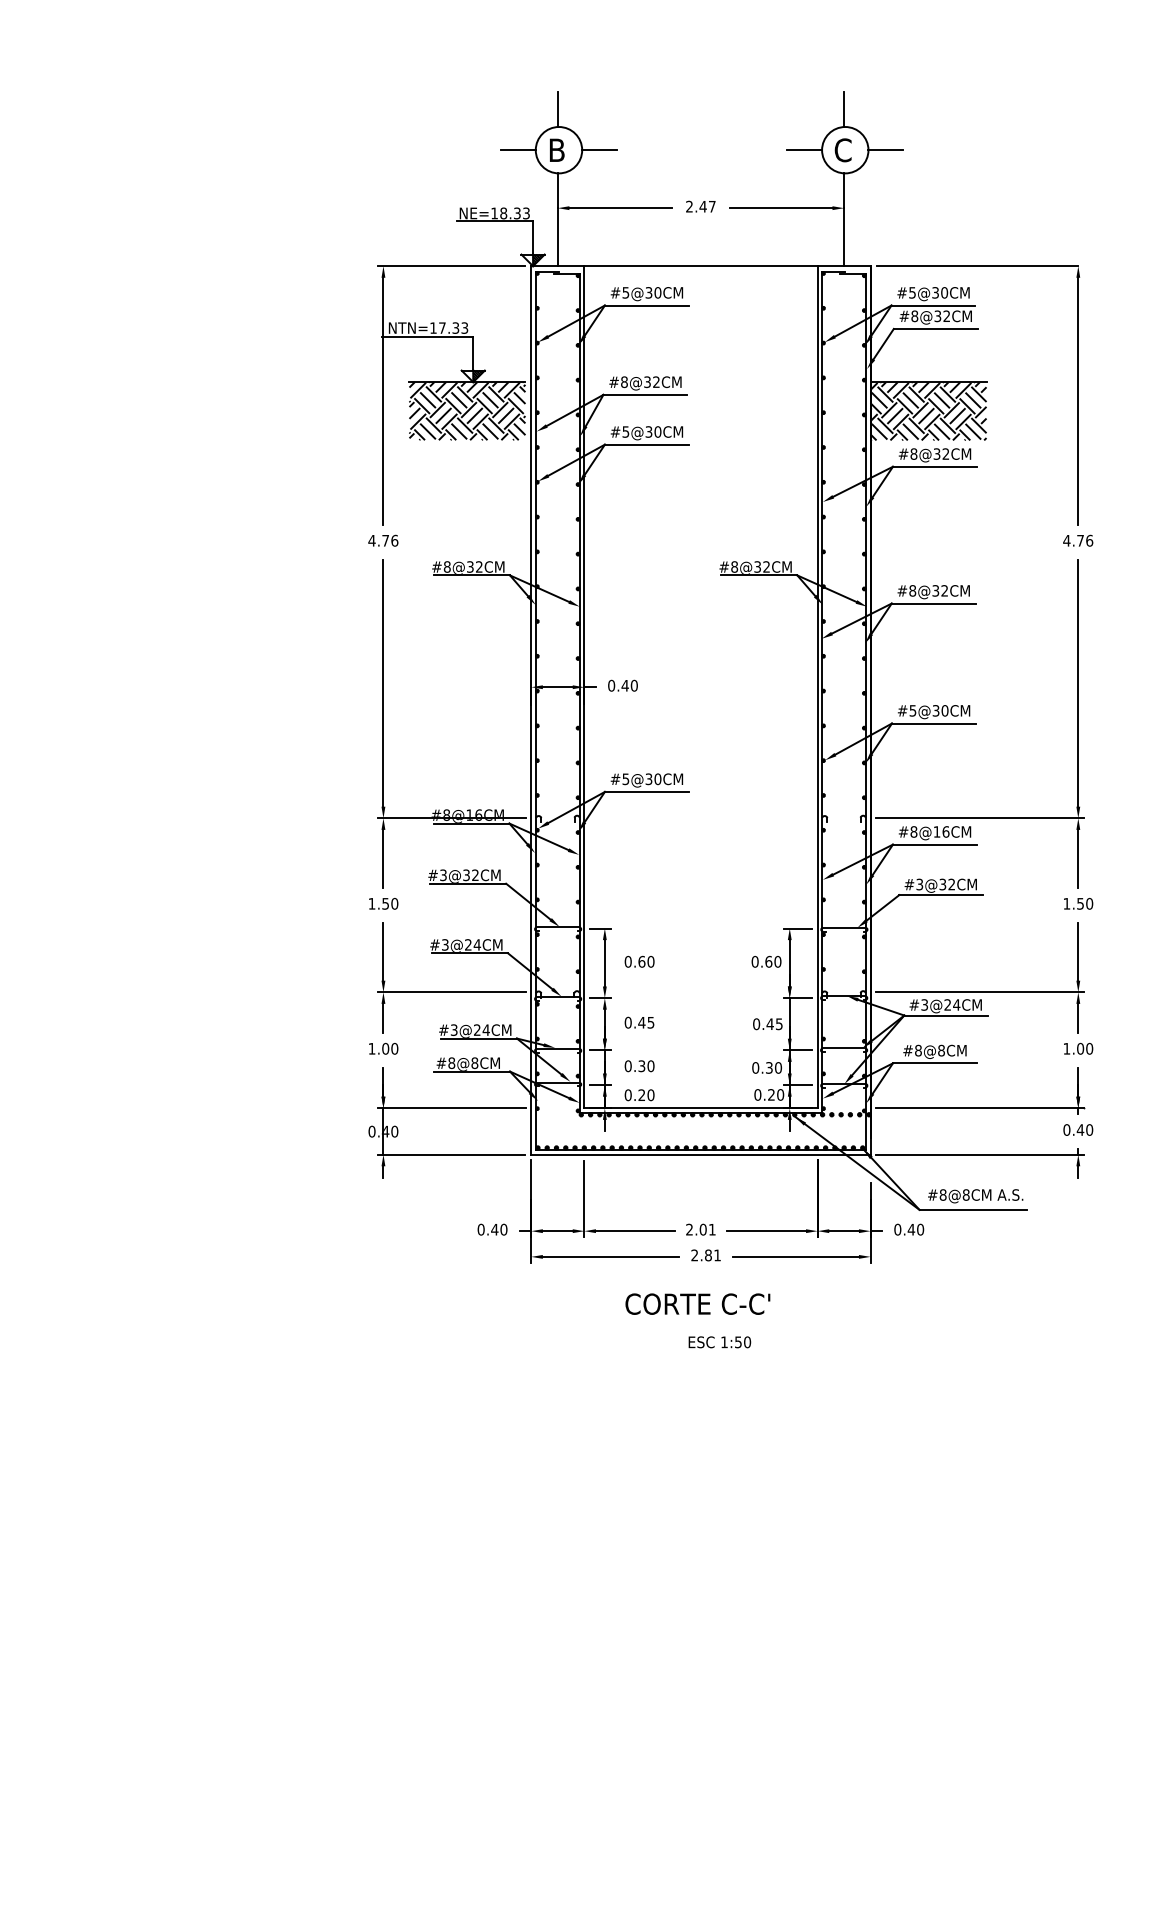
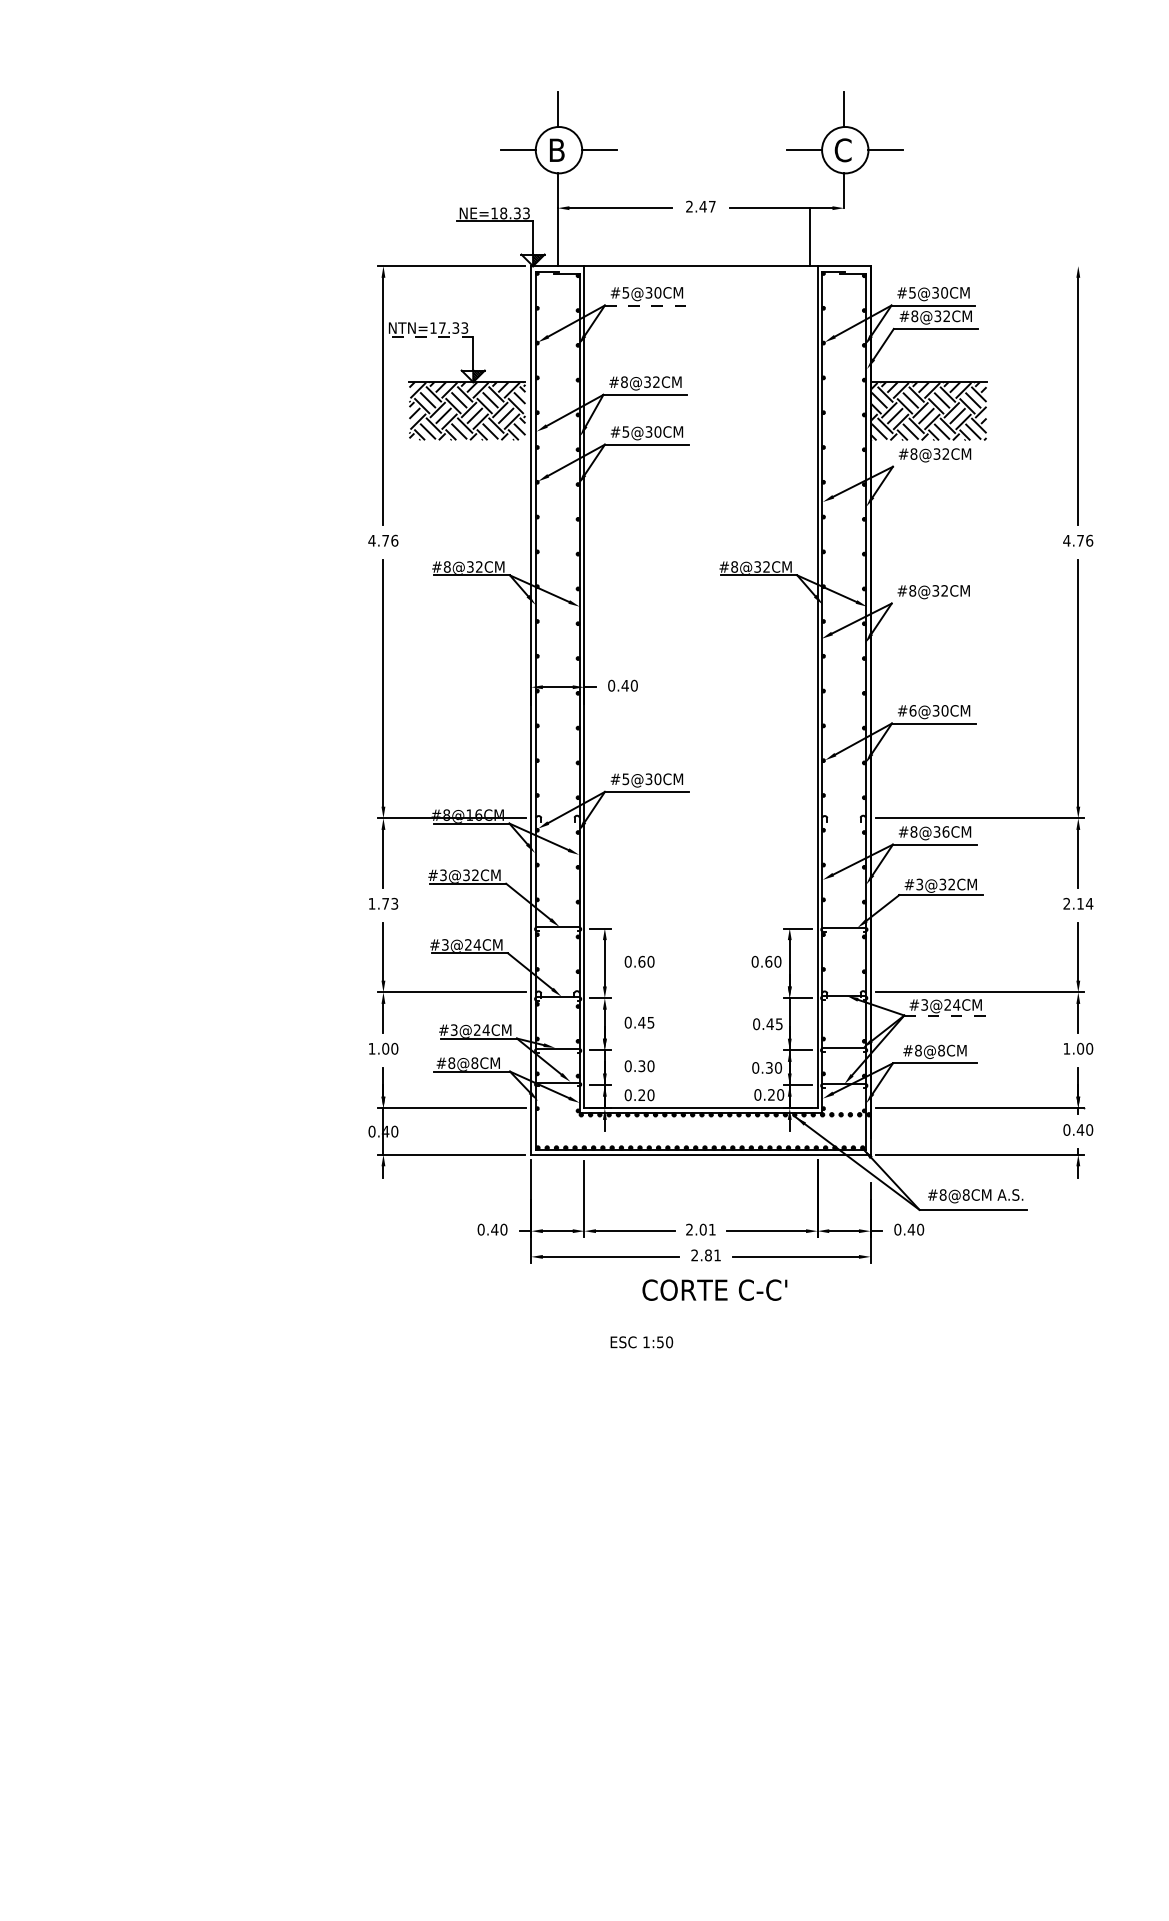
line position: (844, 237) -> (810, 237) (810, 237)
line: present -> none (977, 266)
line: solid -> dashed (646, 305)
line: solid -> dashed (427, 337)
line: present -> none (934, 466)
line: present -> none (933, 603)
text: #5@30CM -> #6@30CM (912, 710)
text: #8@16CM -> #8@36CM (936, 831)
text: 1.50 -> 1.73 (390, 903)
text: 1.50 -> 2.14 (1078, 903)
line: solid -> dashed (946, 1015)
text position: (697, 1303) -> (714, 1289) (714, 1289)
text position: (719, 1342) -> (641, 1342) (641, 1342)
